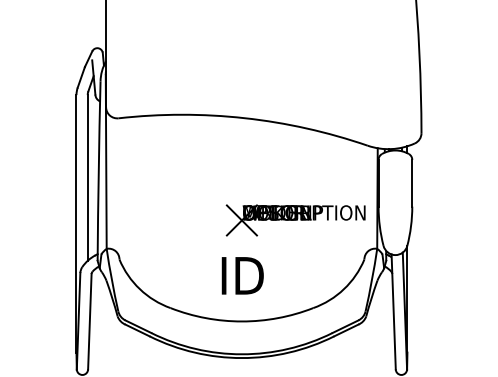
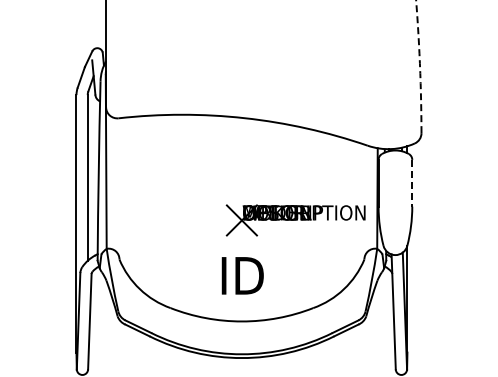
arc: solid -> dashed (419, 65)
line: solid -> dashed (412, 183)
